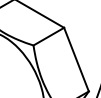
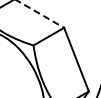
line: solid -> dashed (40, 14)
